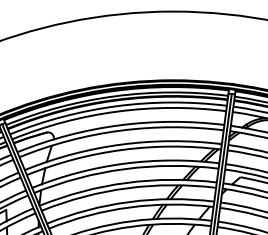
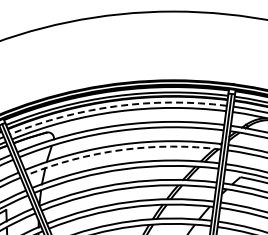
arc: solid -> dashed (116, 106)
arc: solid -> dashed (122, 149)
